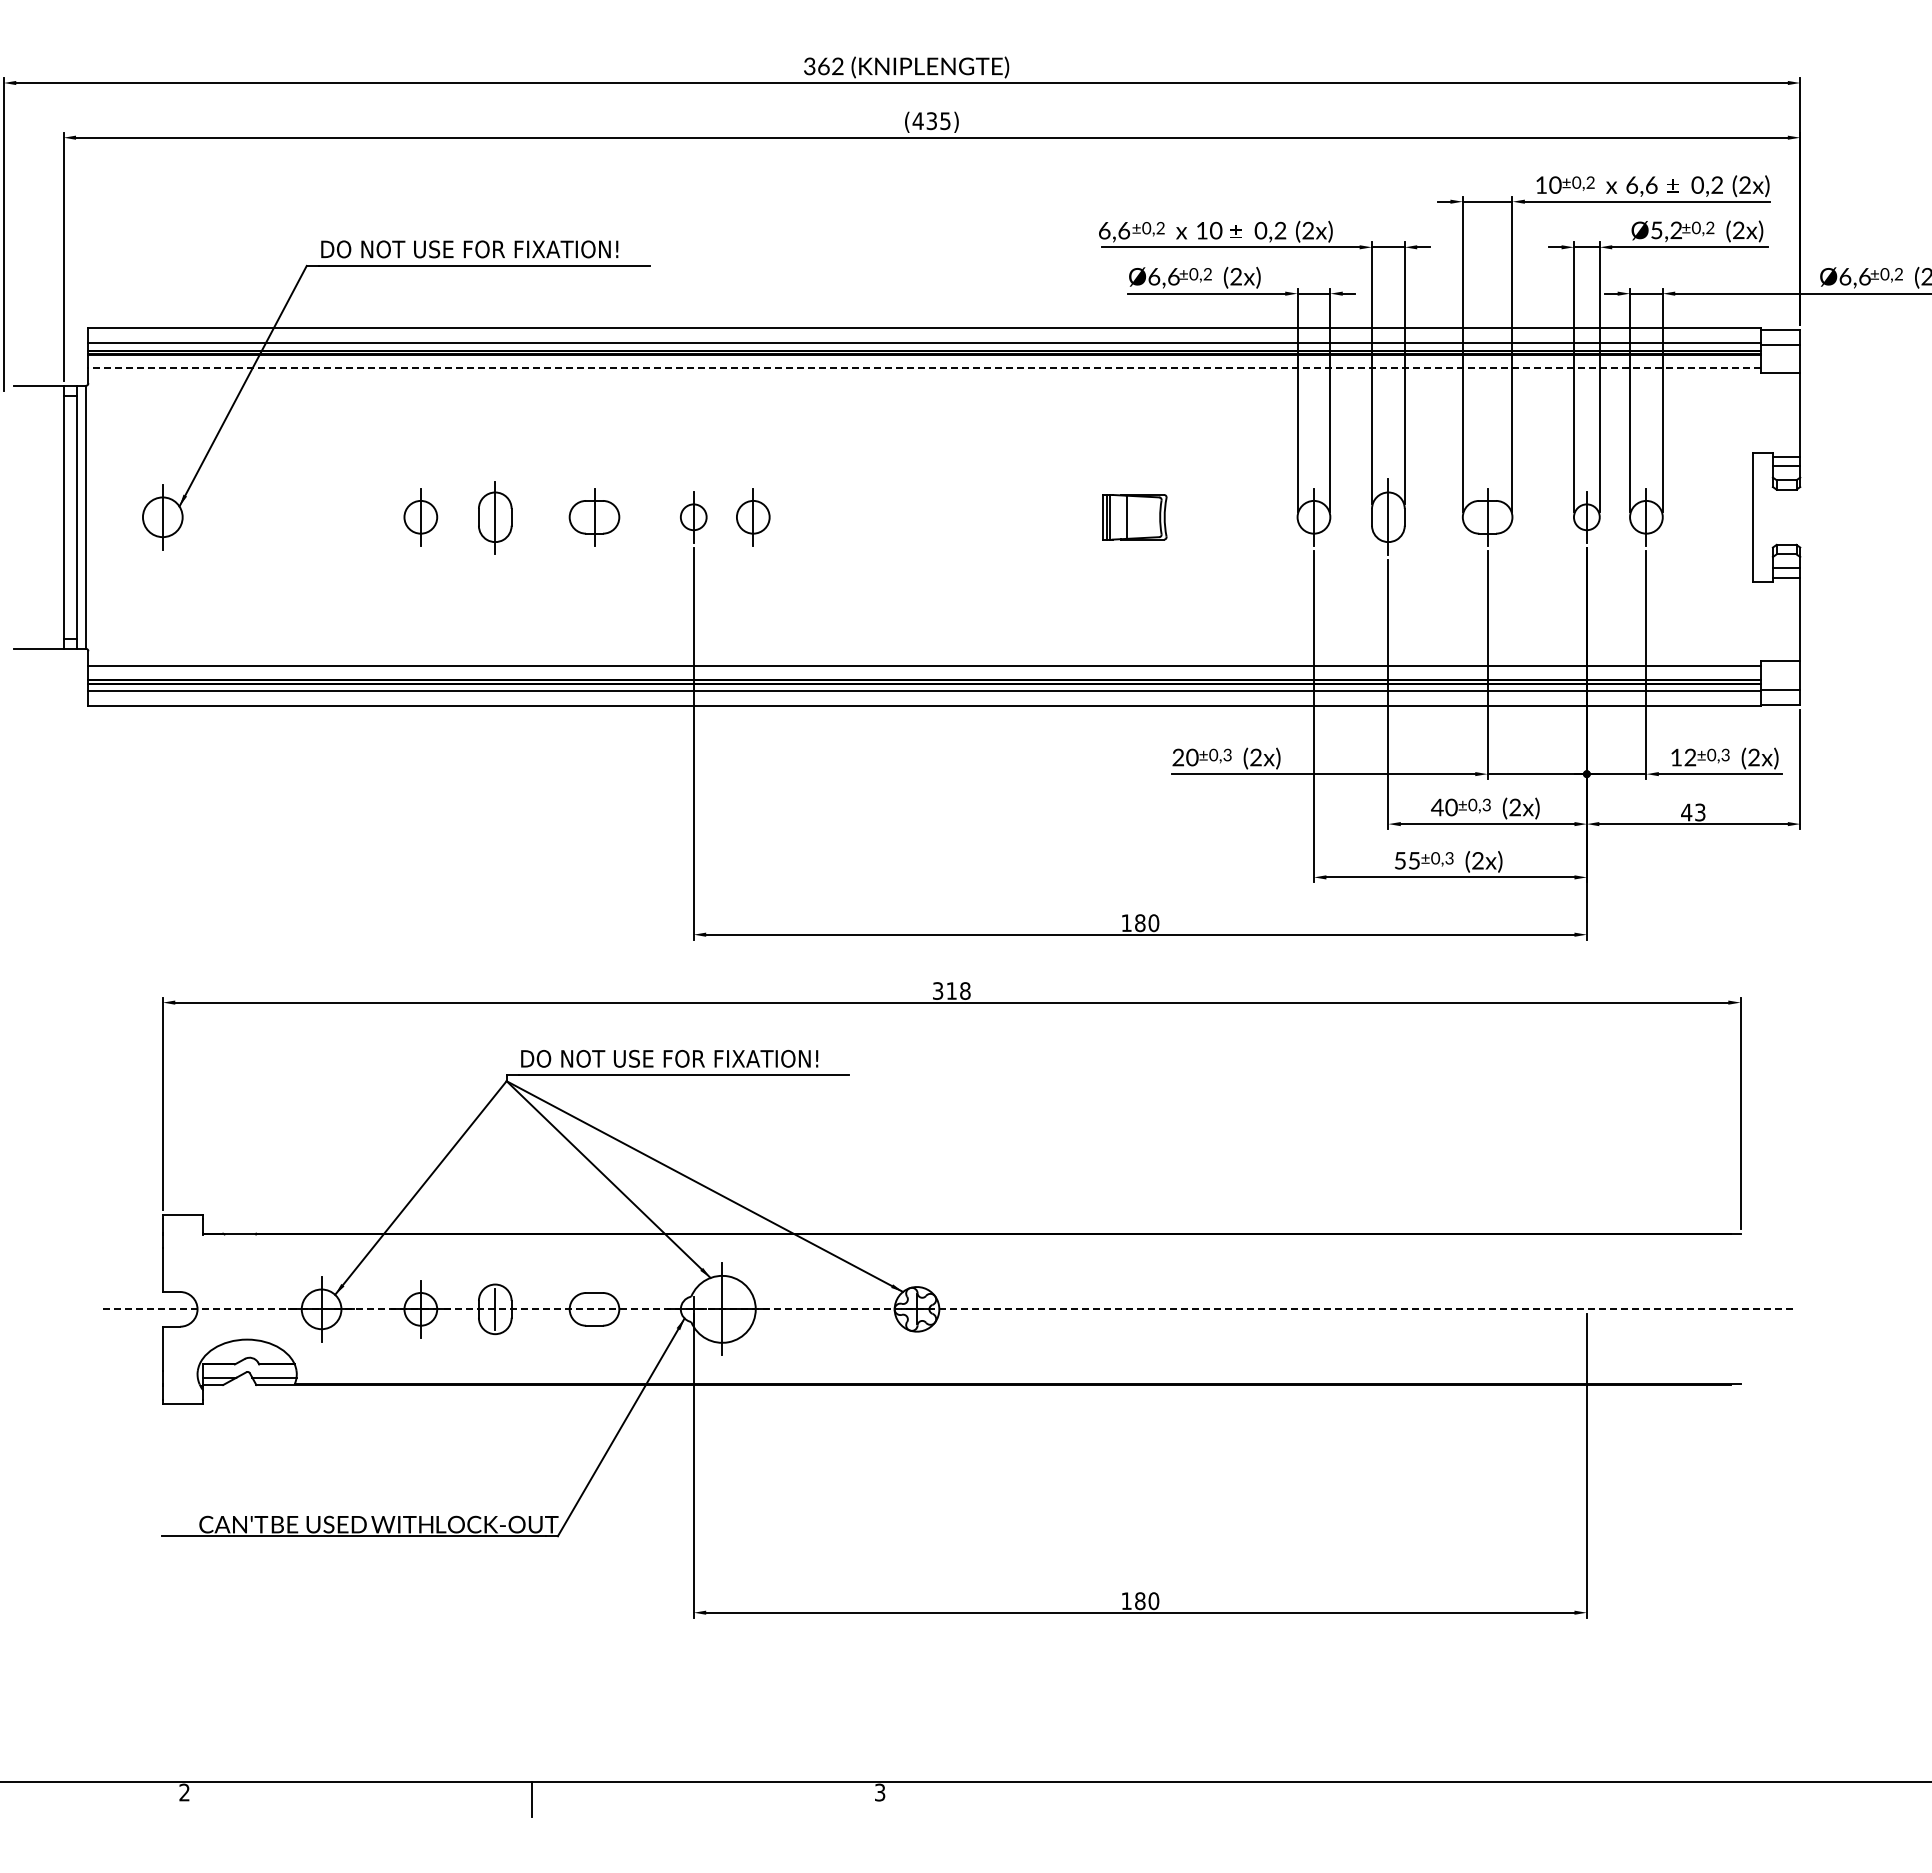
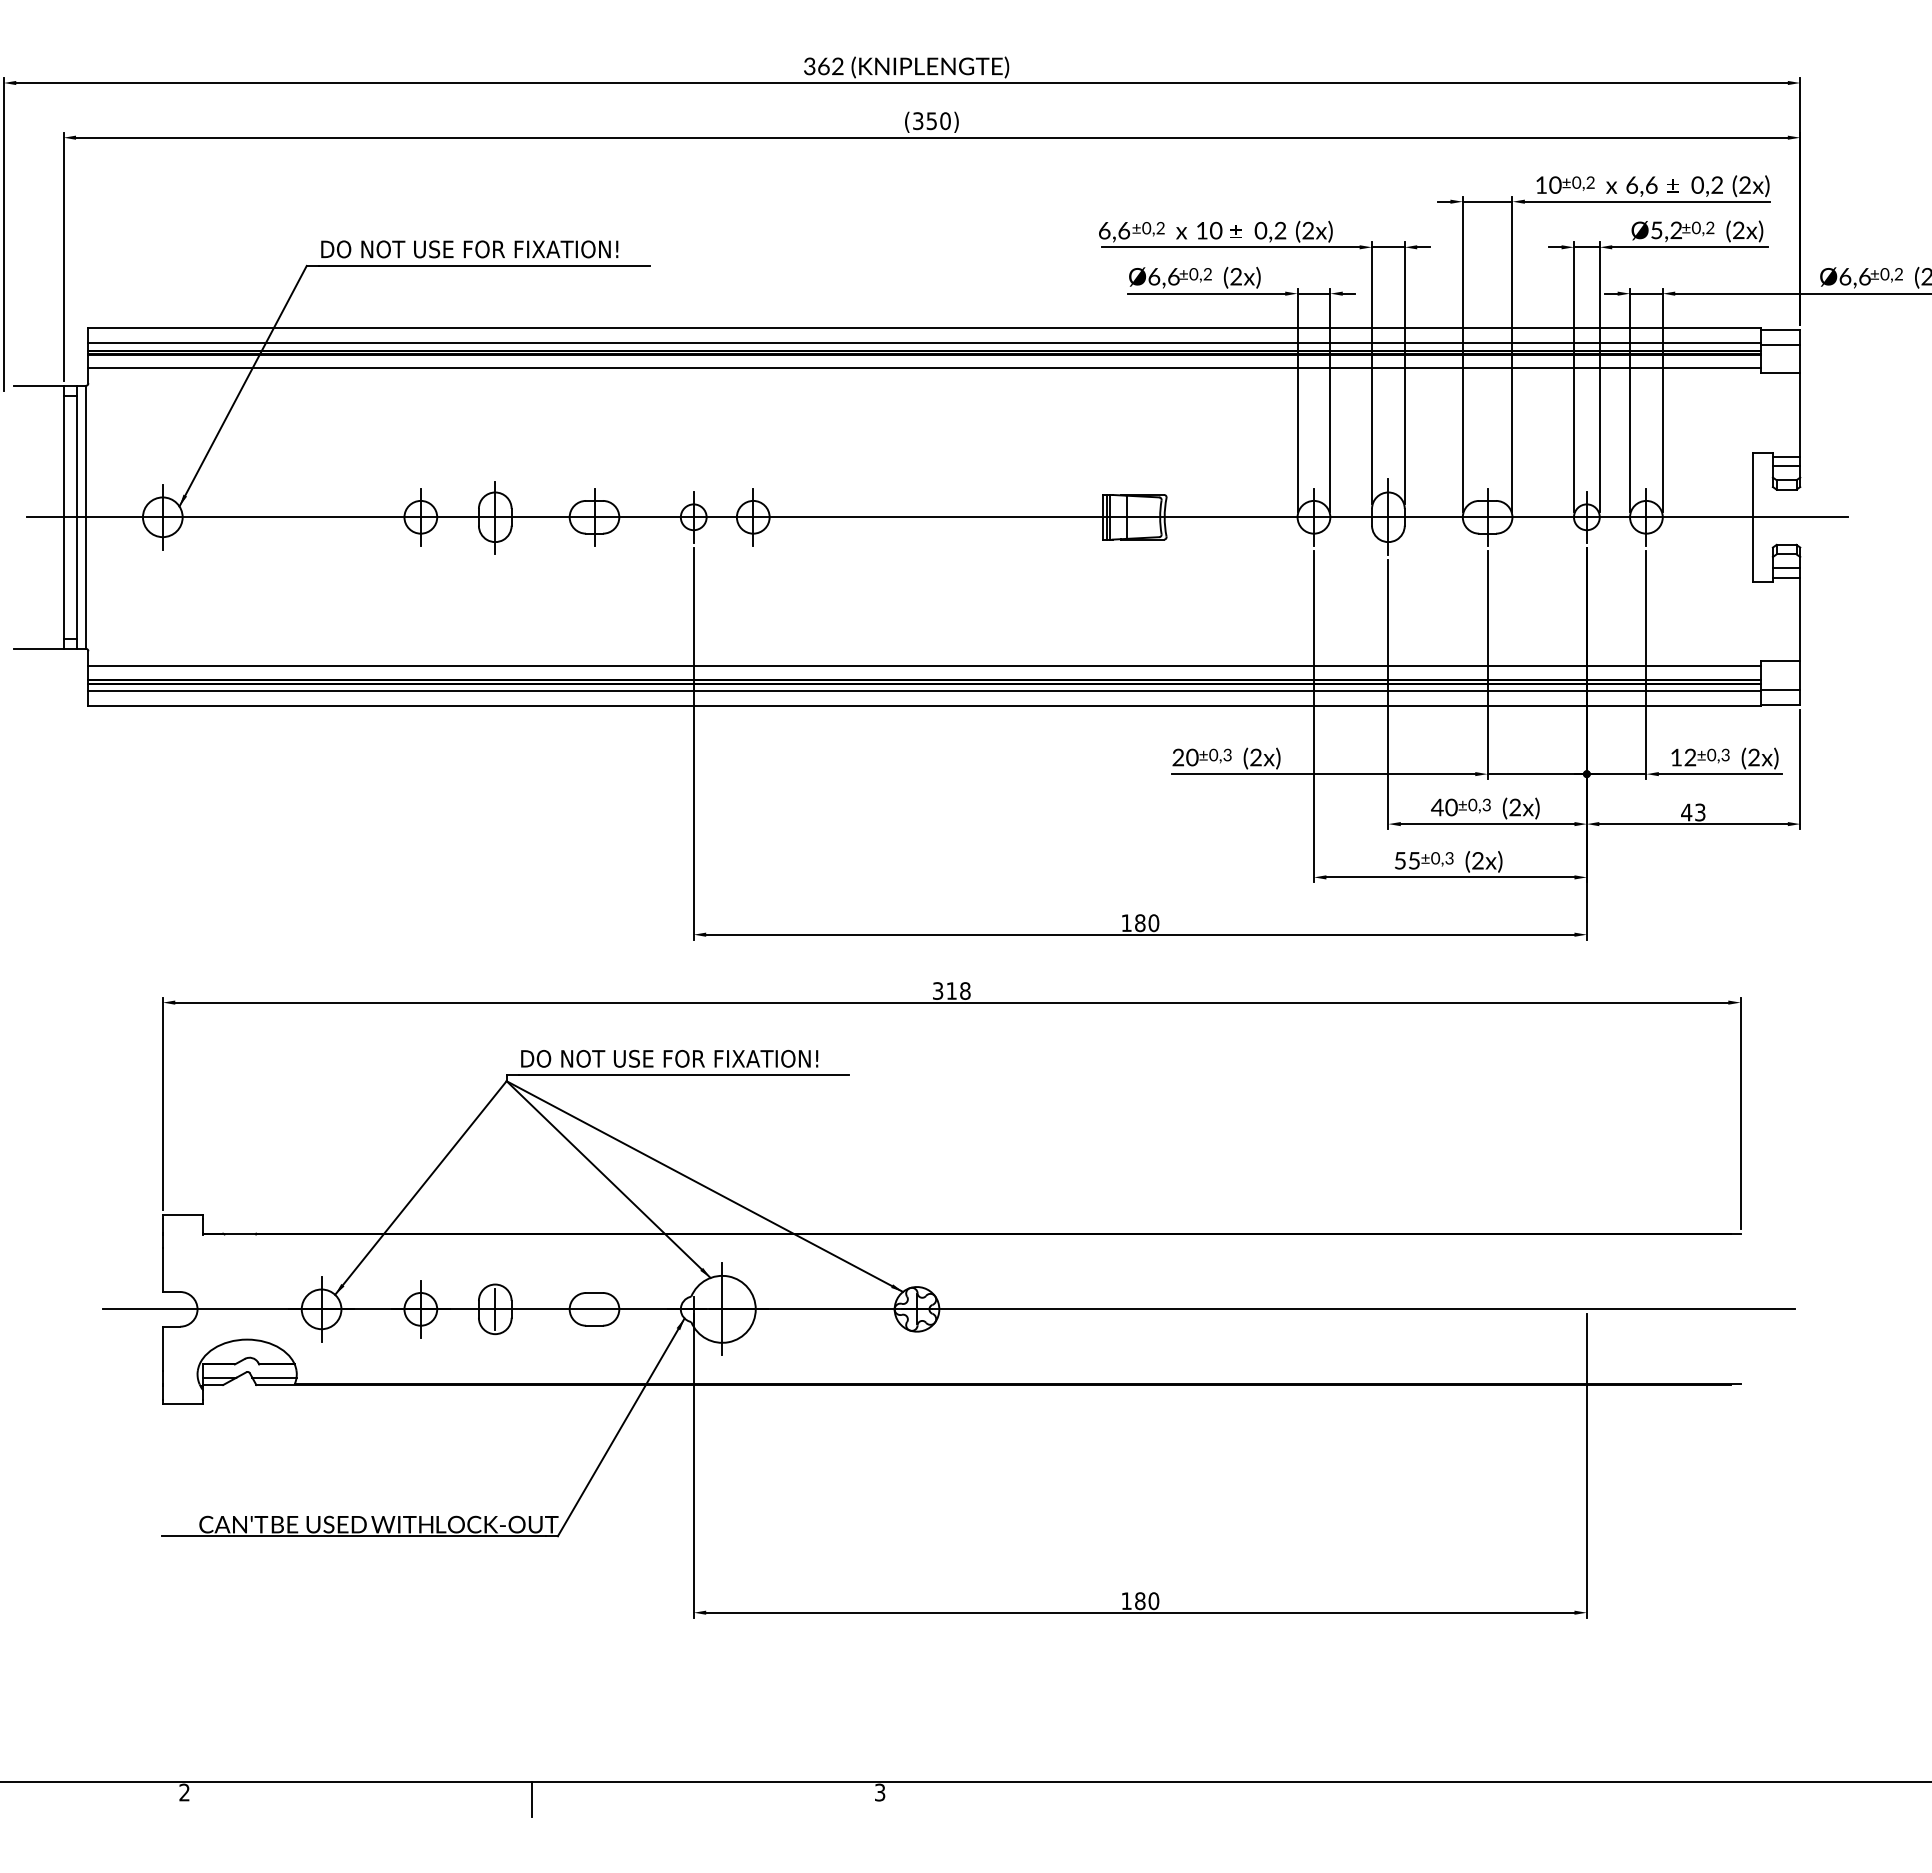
text: (435) -> (350) (931, 121)
line: dashed -> solid (923, 368)
line: none -> present (937, 517)
line: dashed -> solid (949, 1309)
